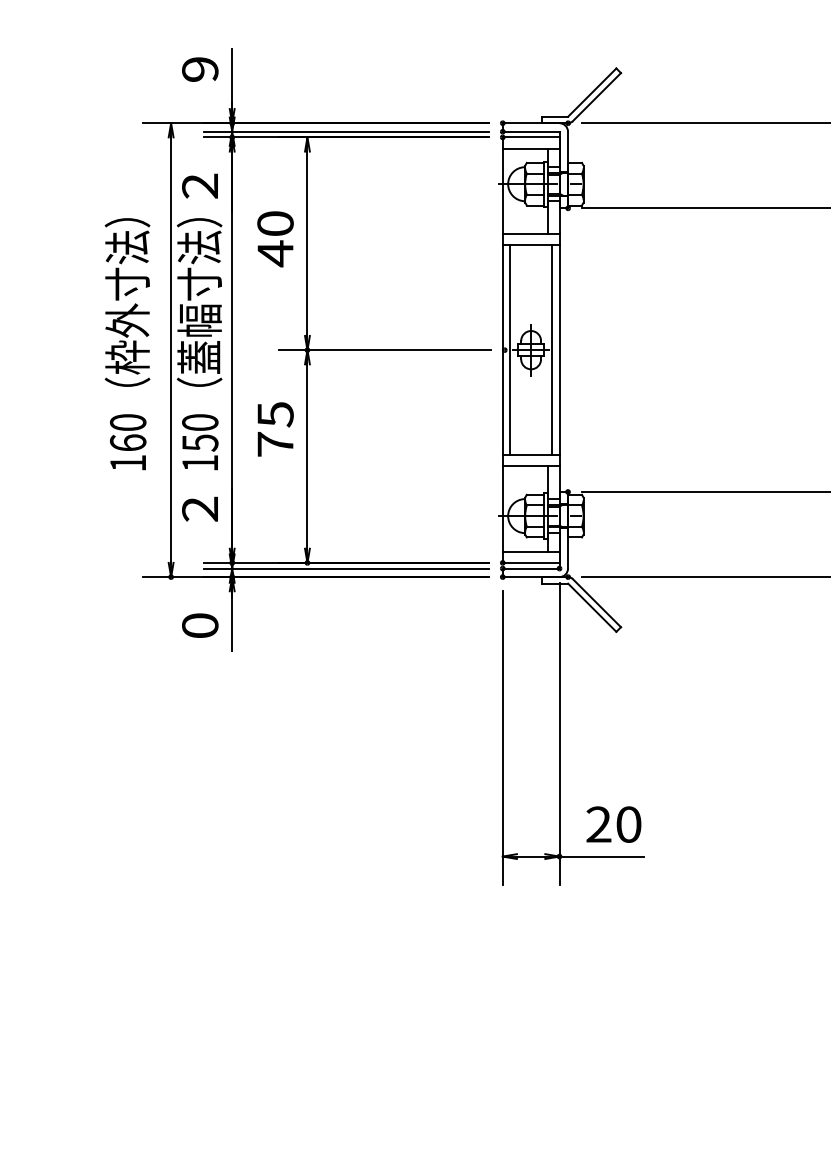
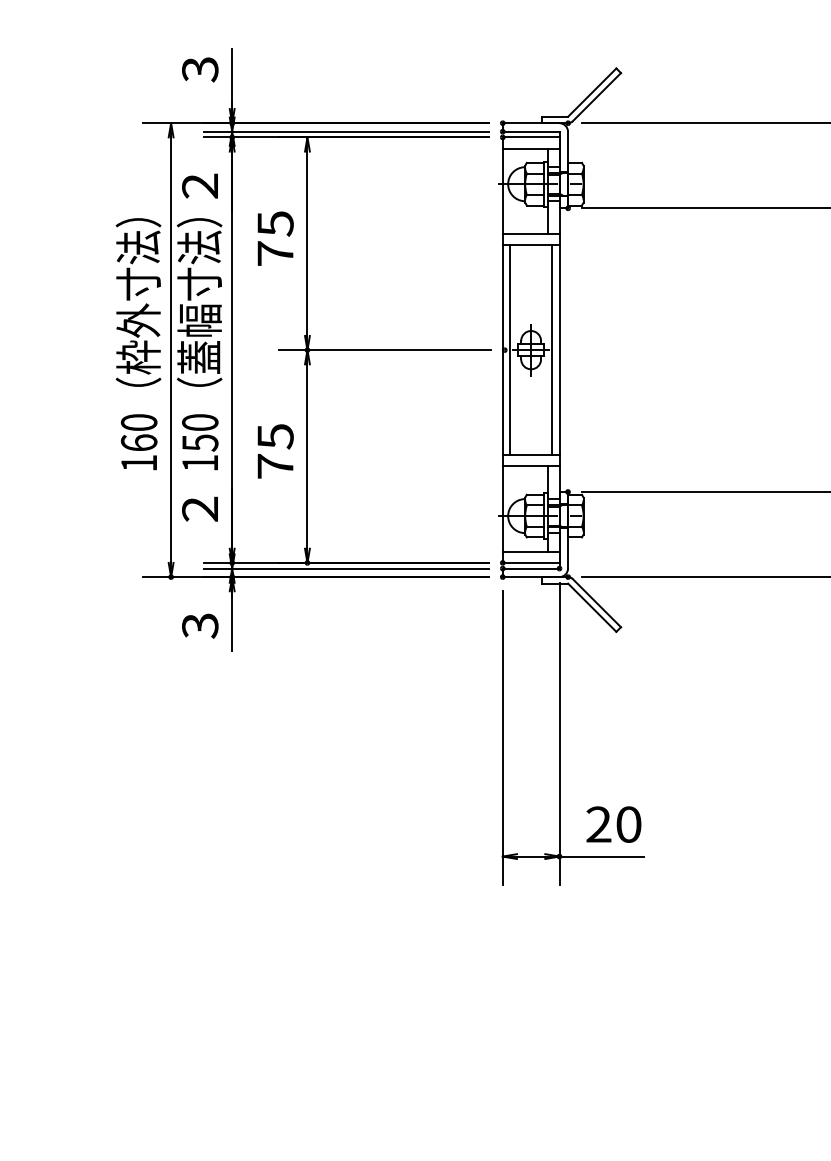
text: 9 -> 3 (200, 69)
text: 40 -> 75 (275, 239)
text position: (127, 344) -> (138, 344) (138, 344)
text position: (275, 429) -> (275, 451) (275, 451)
text: 0 -> 3 (200, 625)
